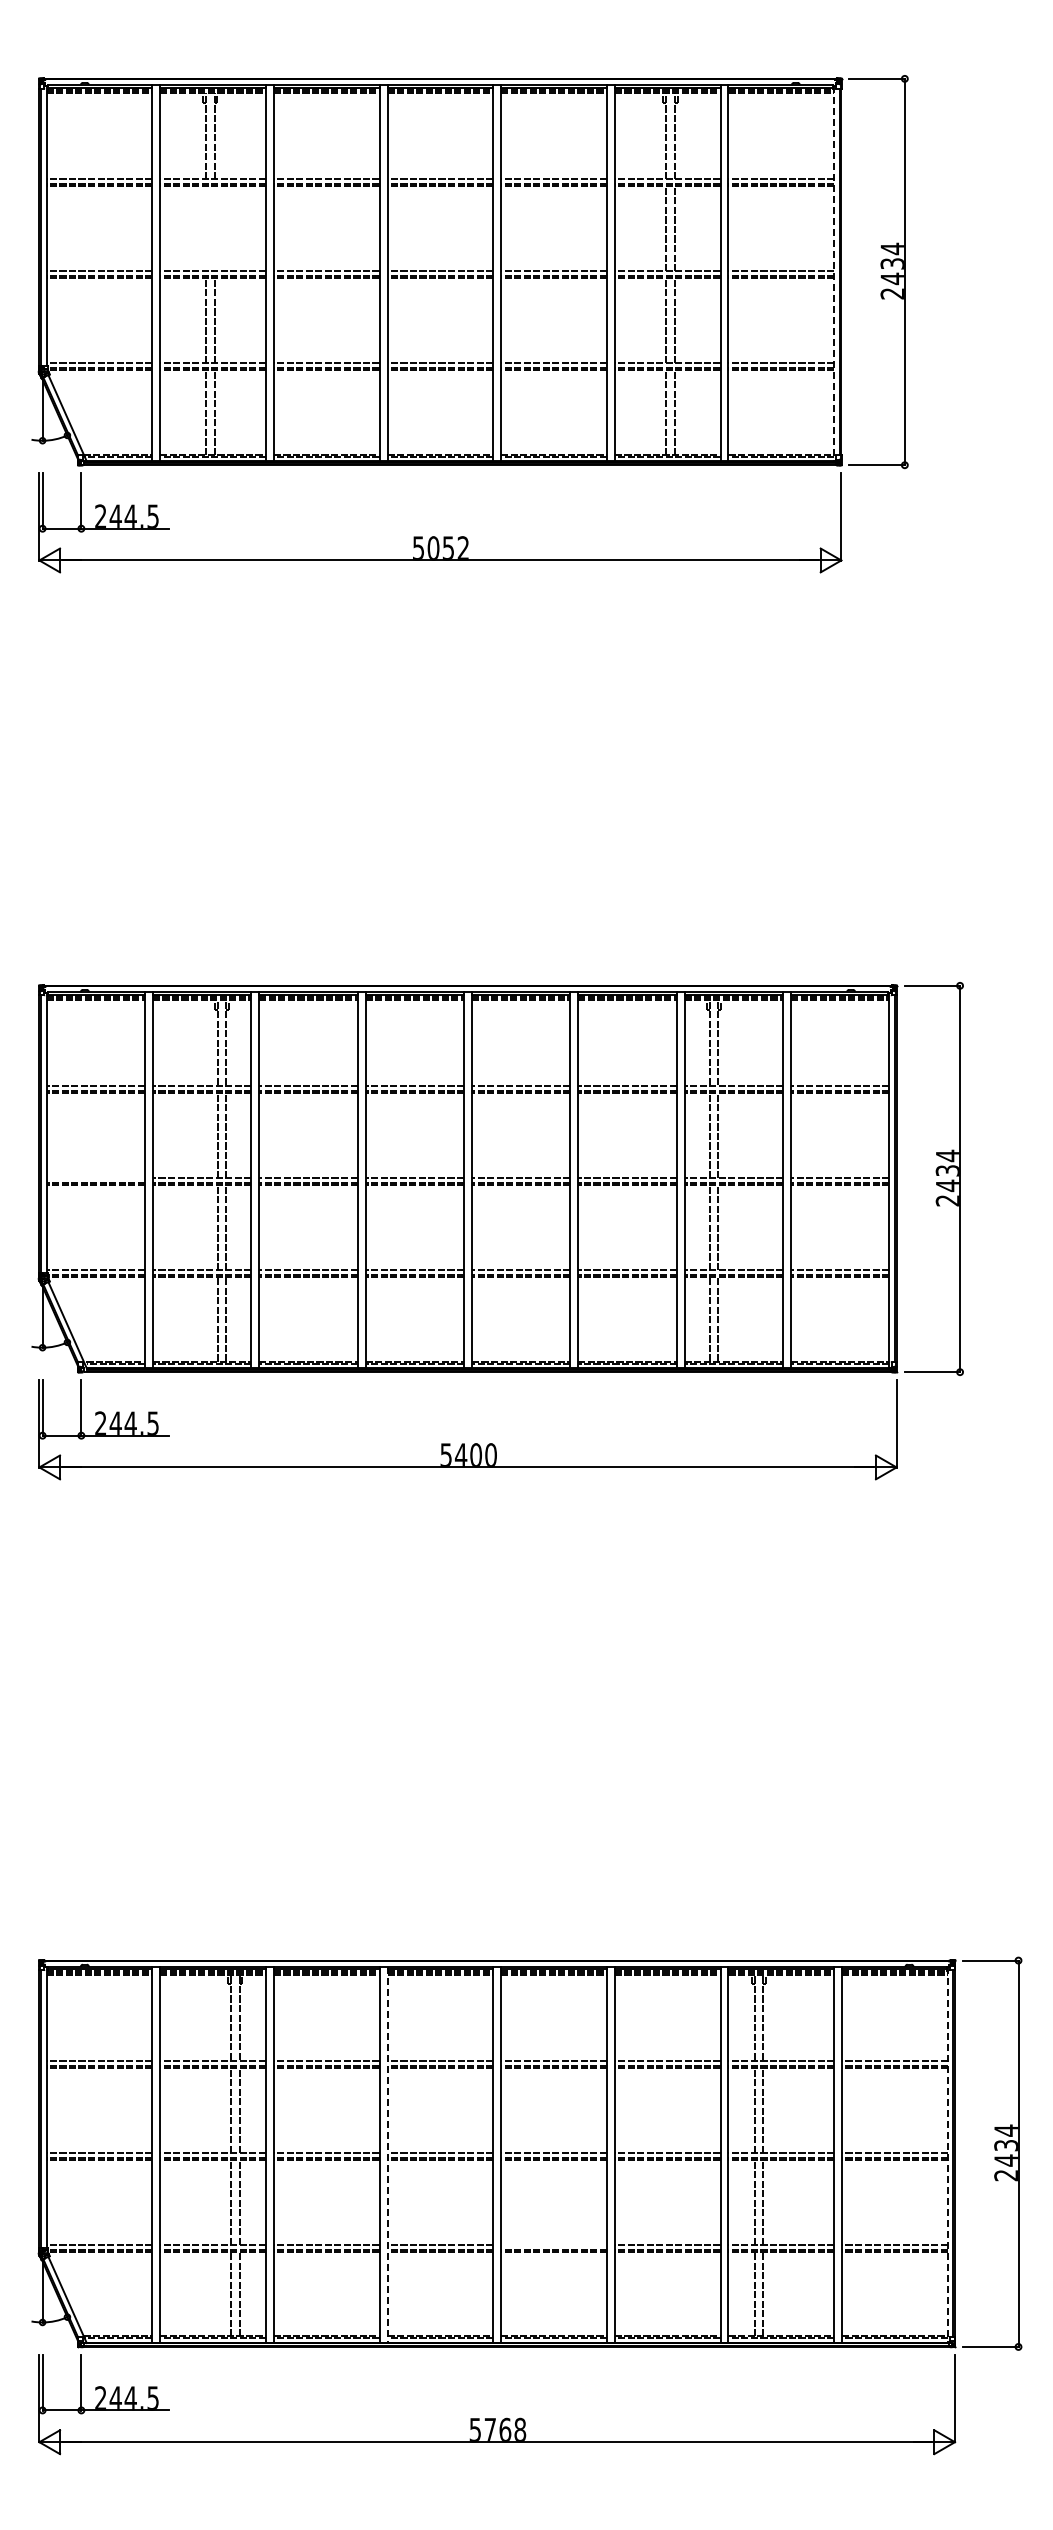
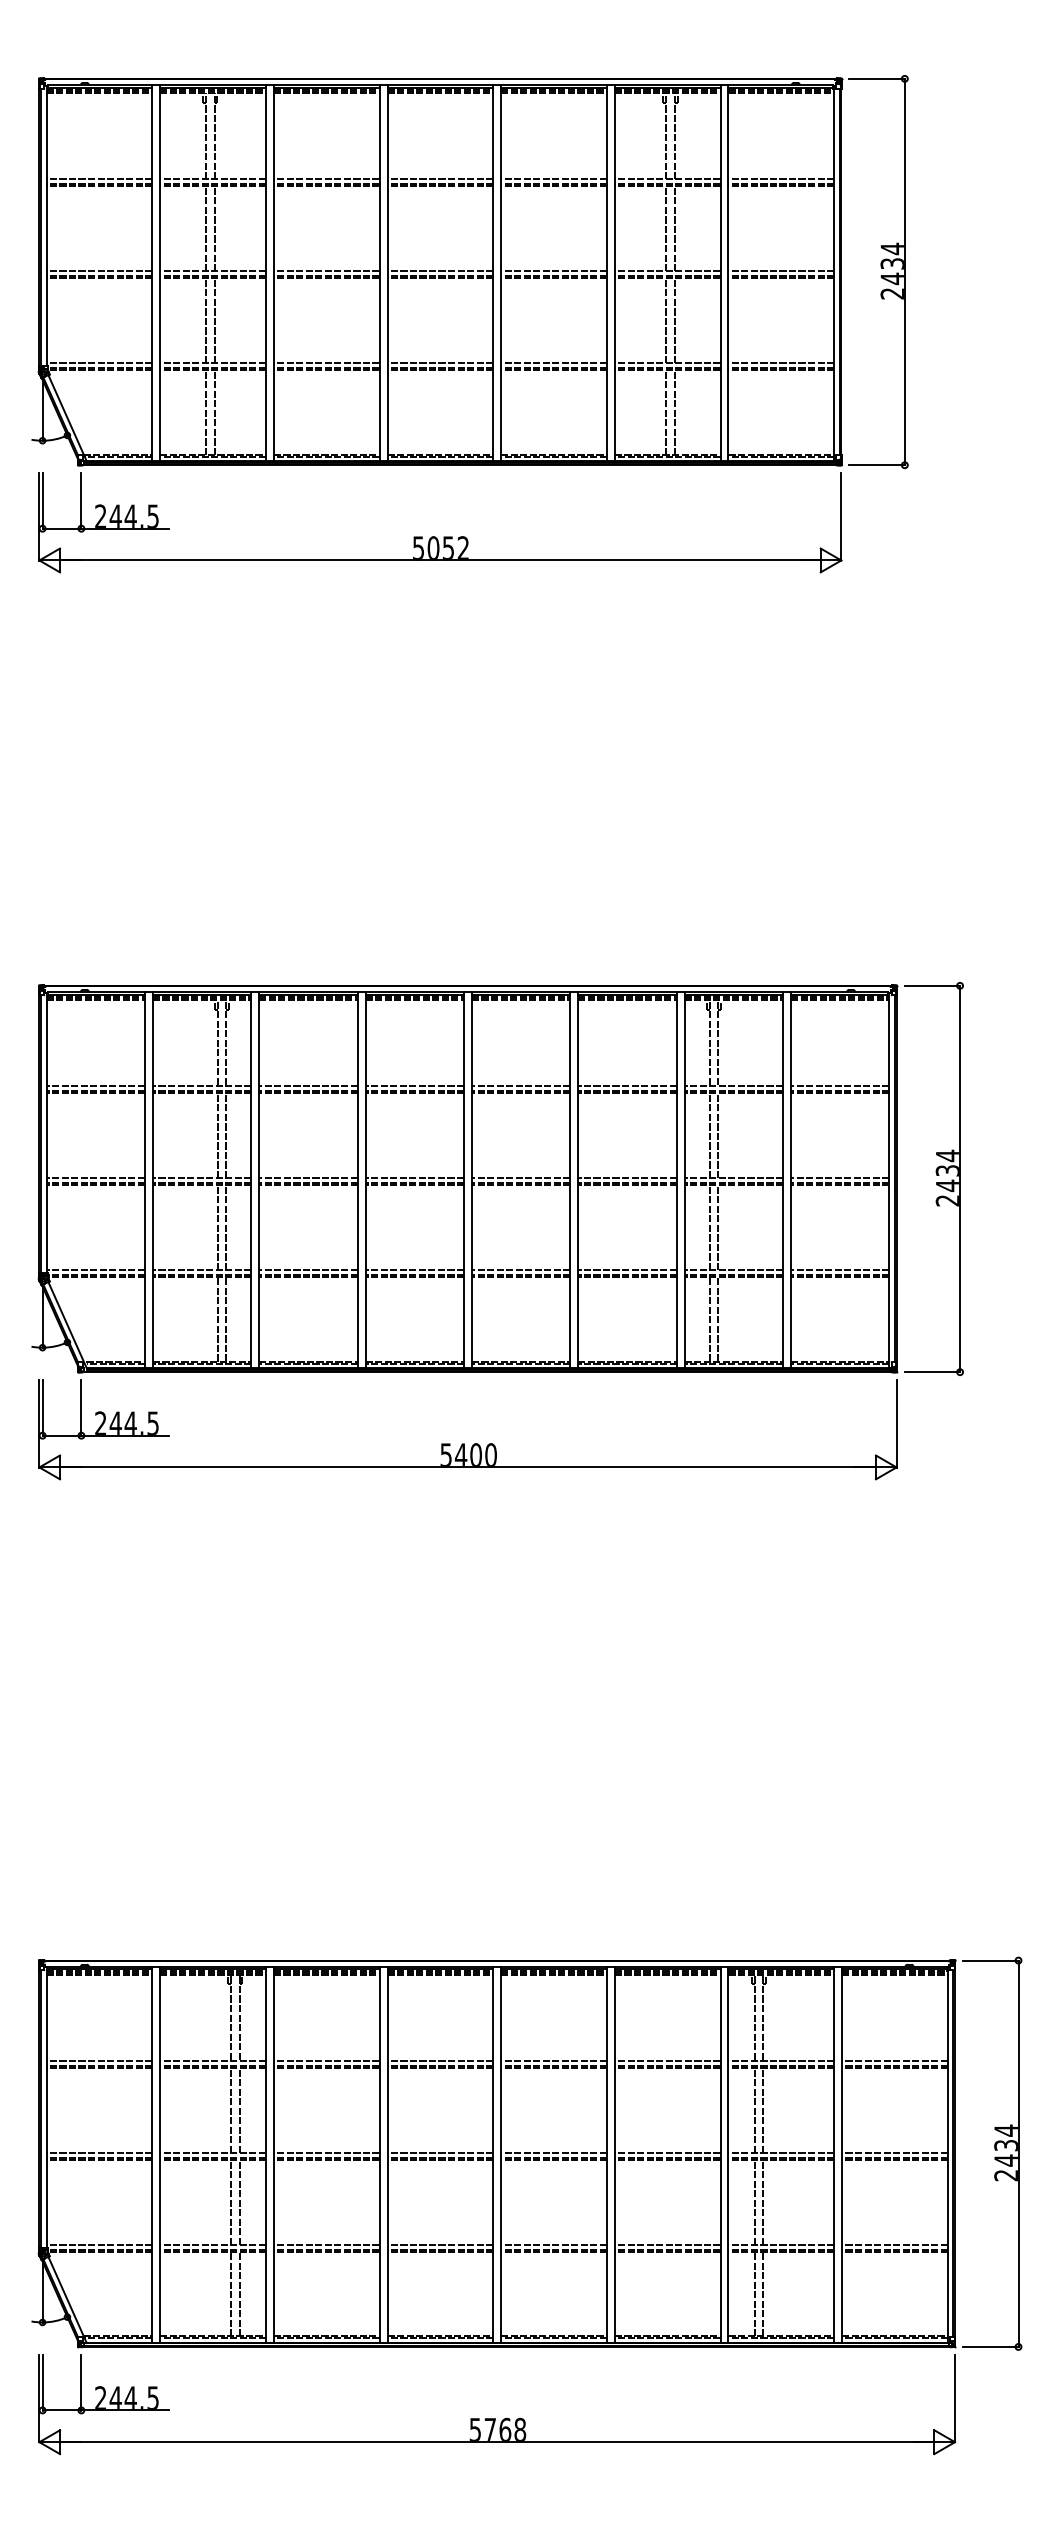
line: none -> present (205, 228)
line: none -> present (214, 228)
line: dashed -> solid (834, 273)
line: none -> present (95, 1178)
line: dashed -> solid (387, 2155)
line: dashed -> solid (947, 2155)
line: none -> present (553, 2244)
